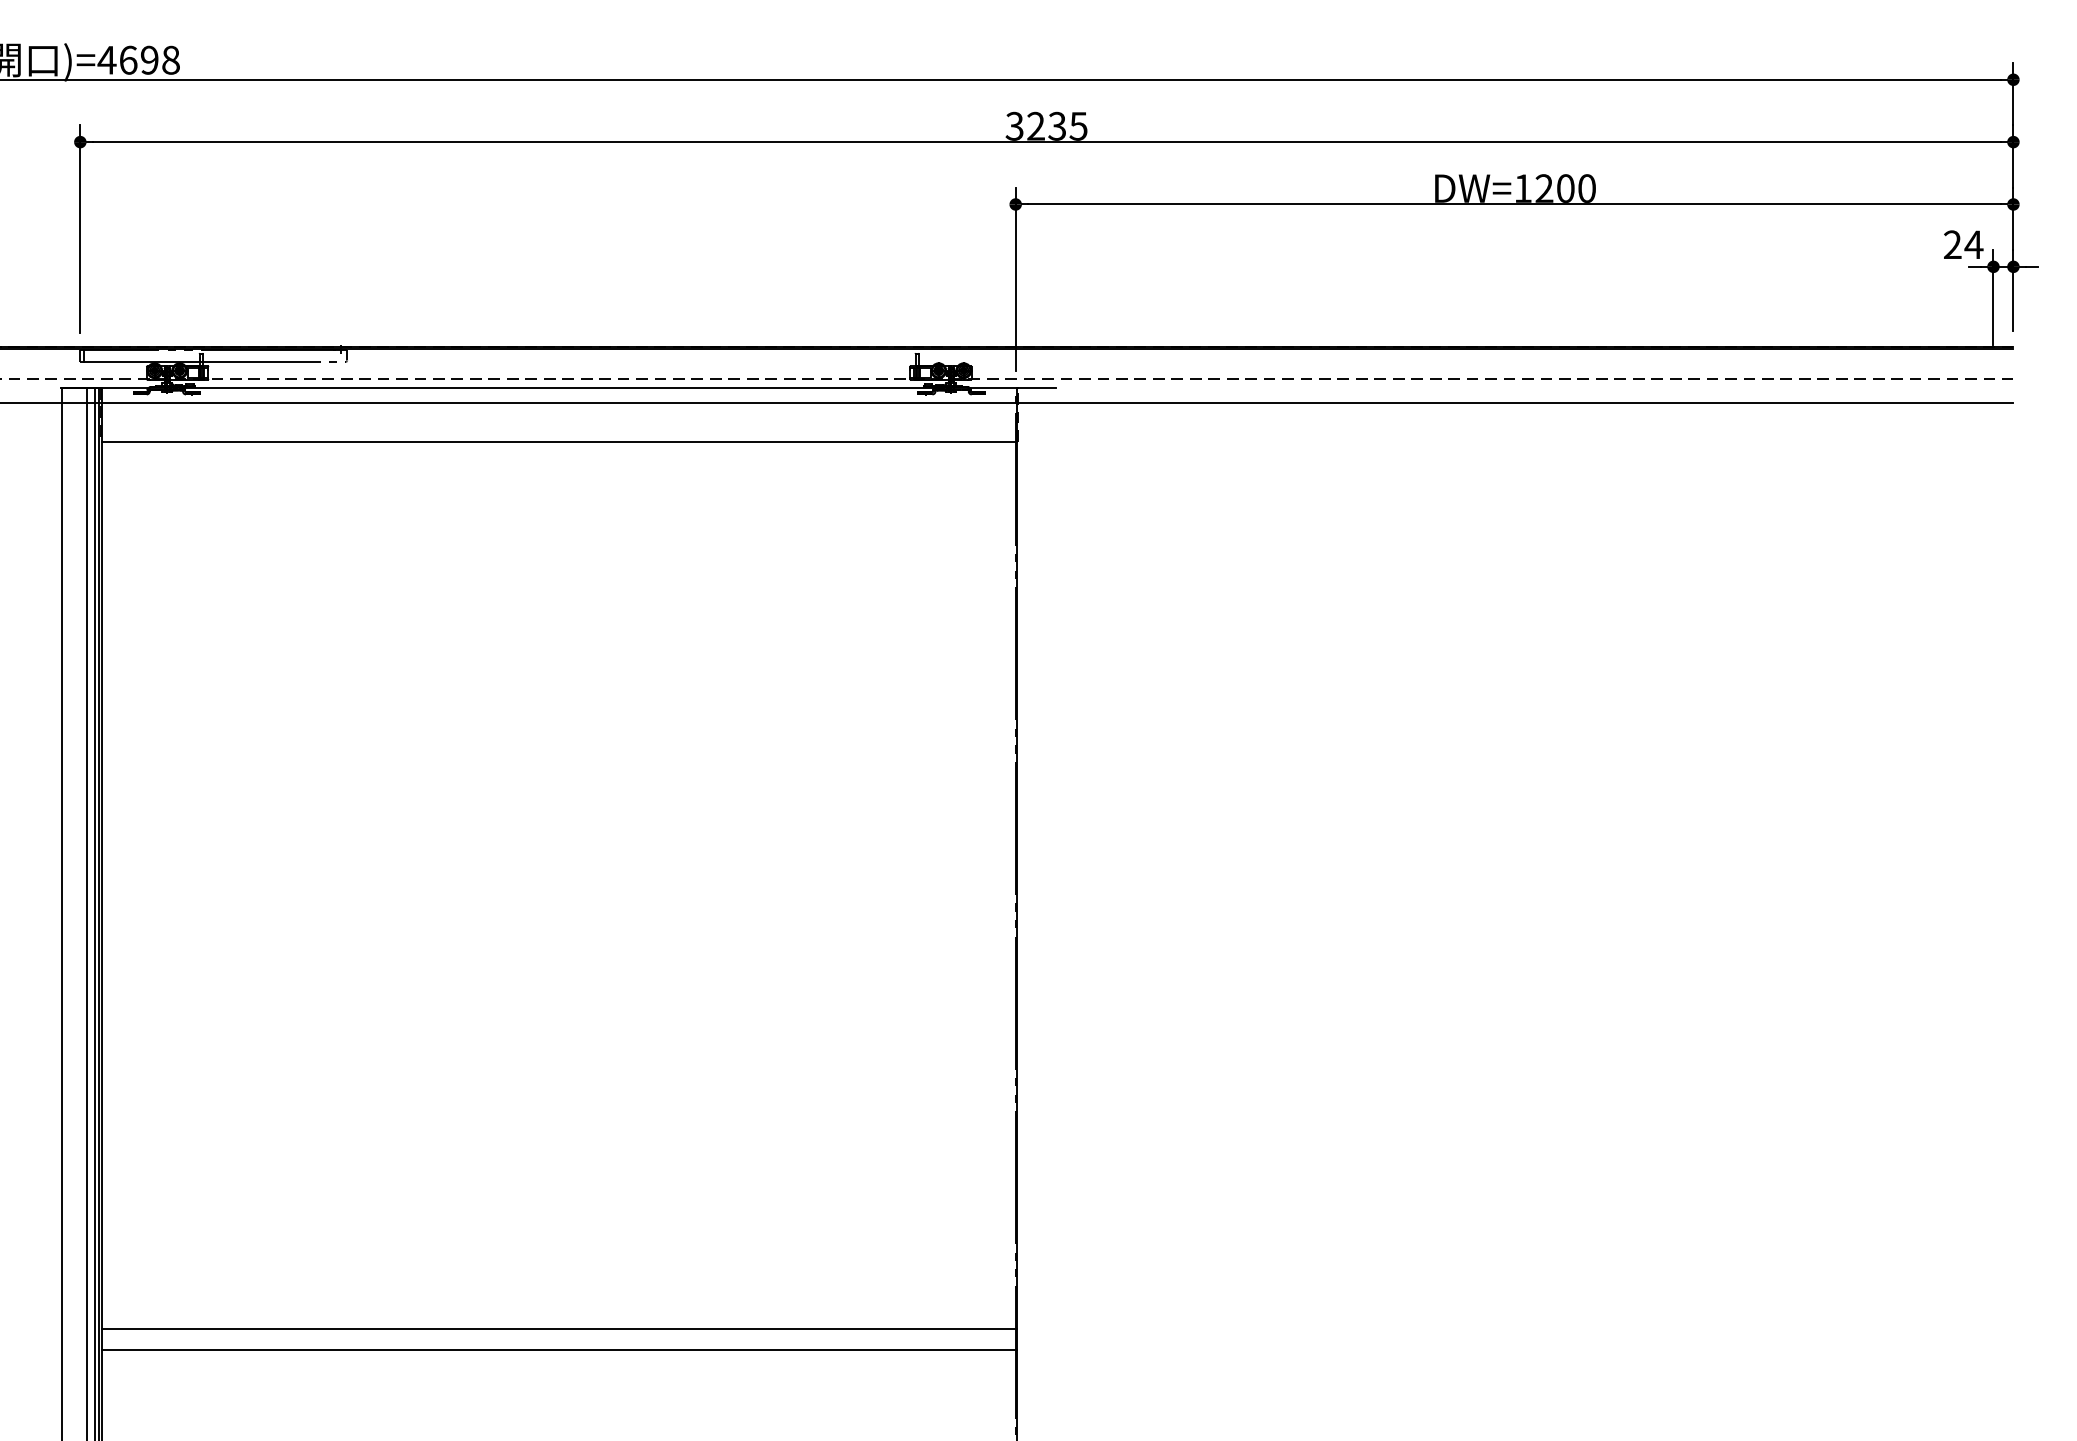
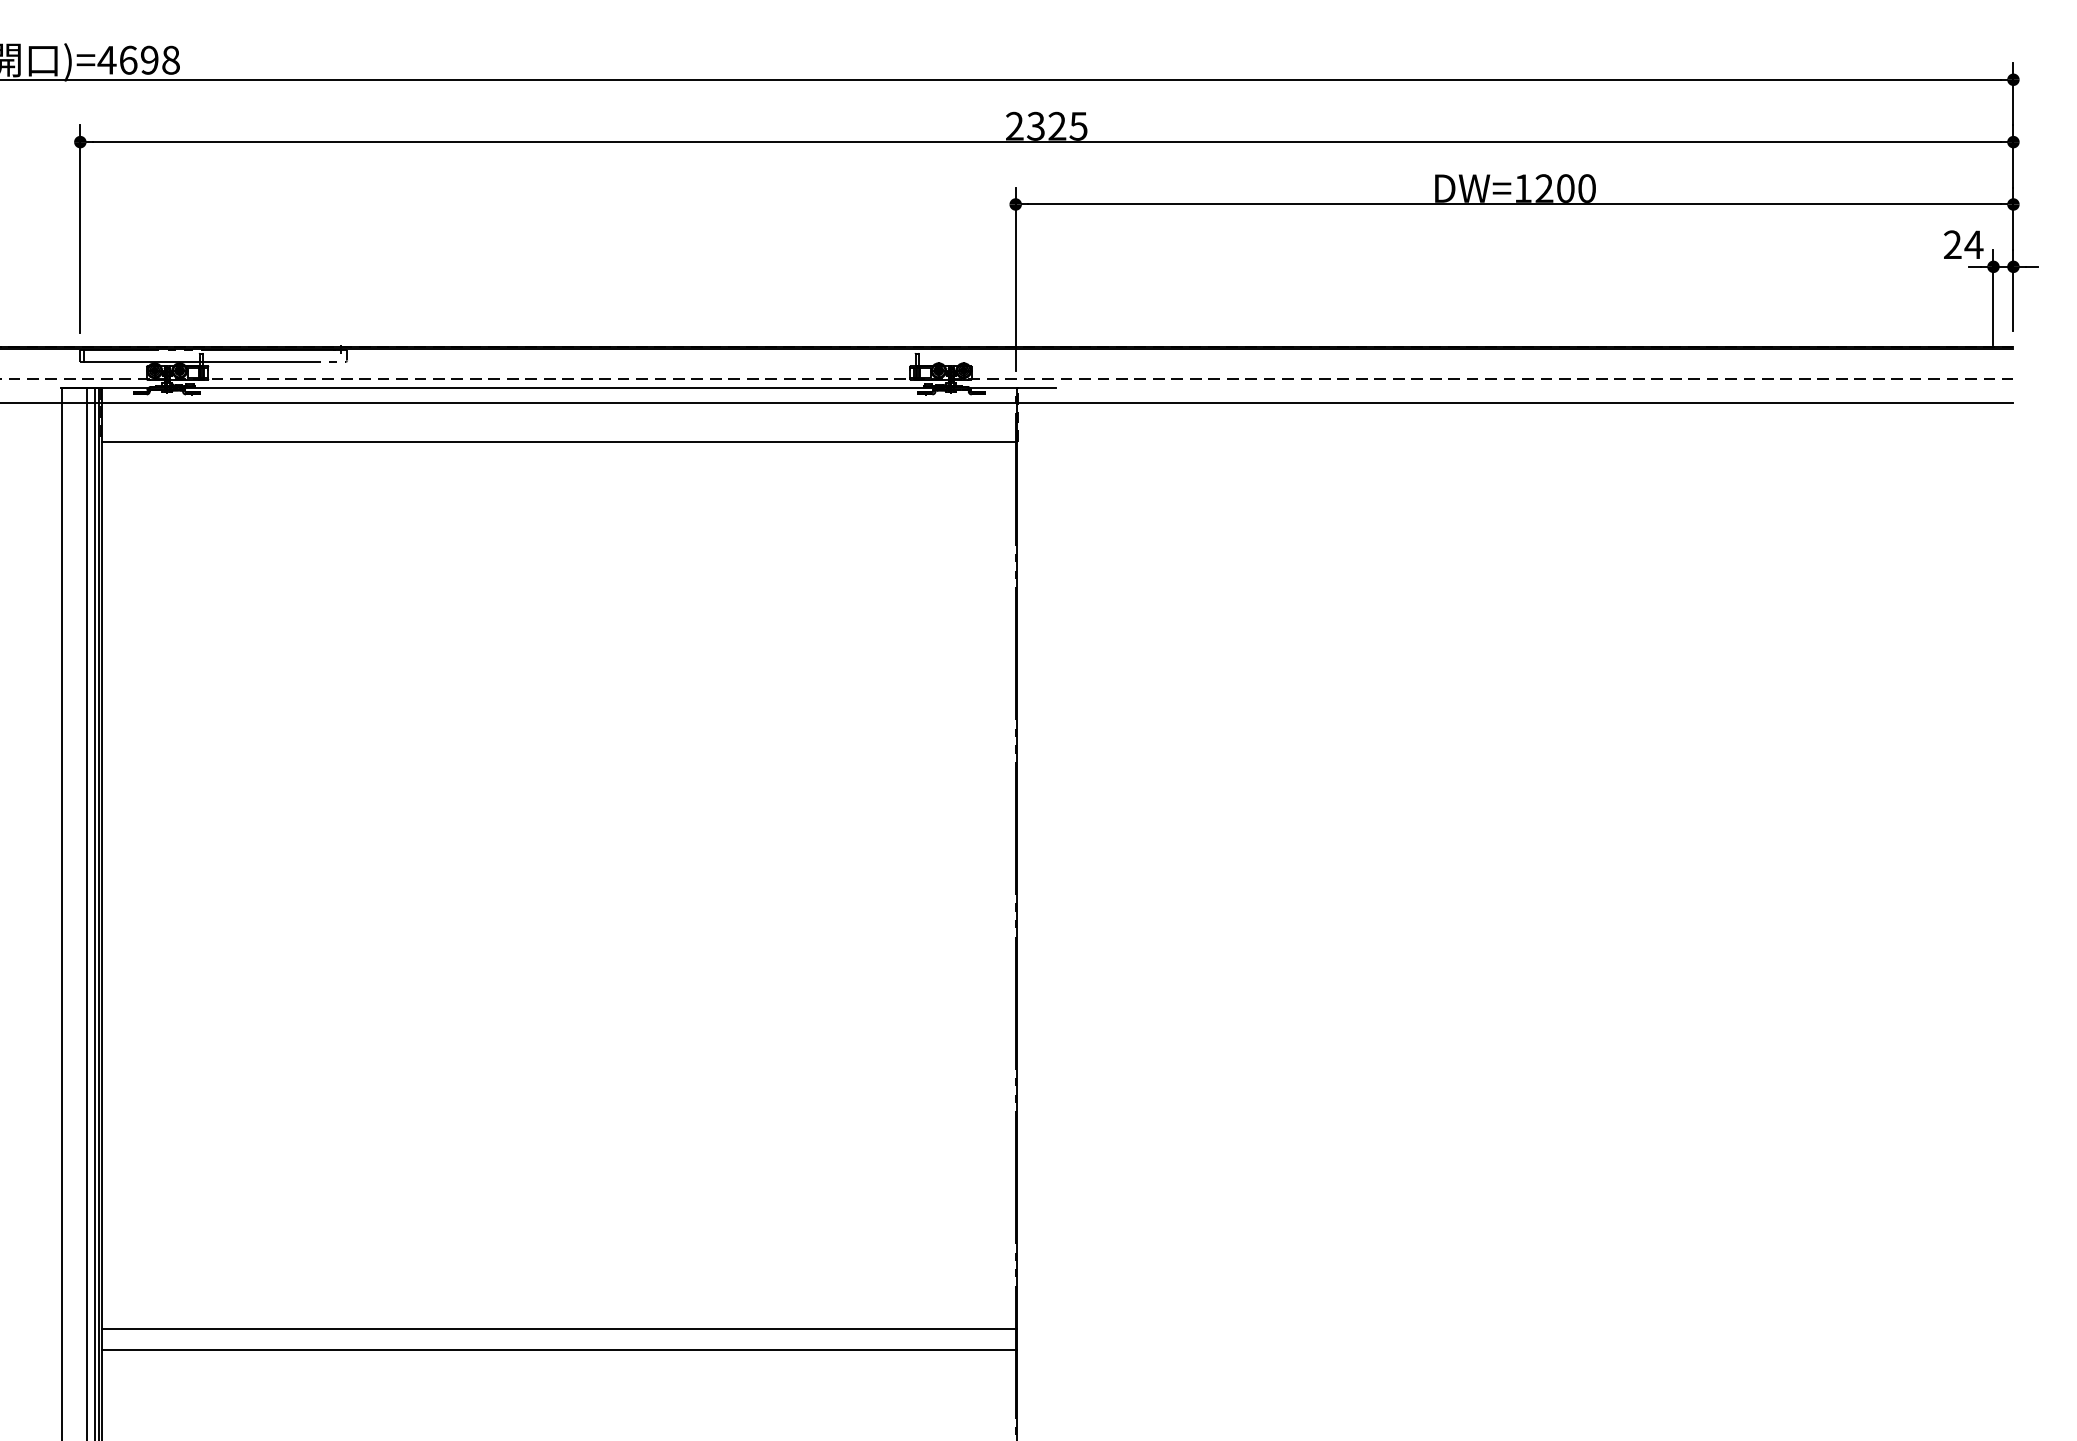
text: 3235 -> 2325 (1035, 126)
